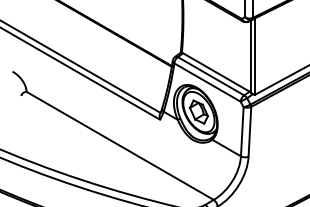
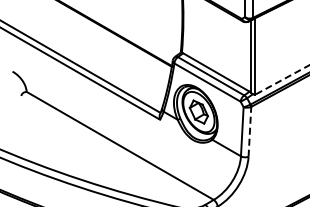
line: solid -> dashed (282, 79)
line: solid -> dashed (249, 131)
